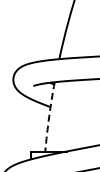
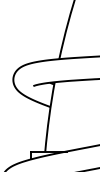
arc: dashed -> solid (49, 116)
